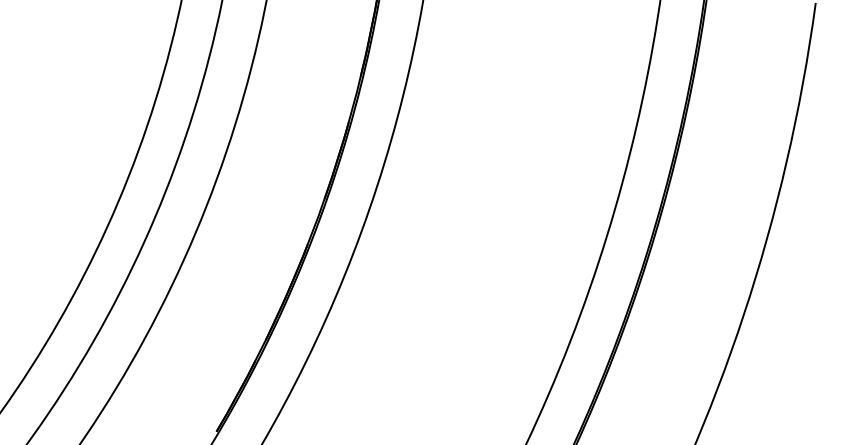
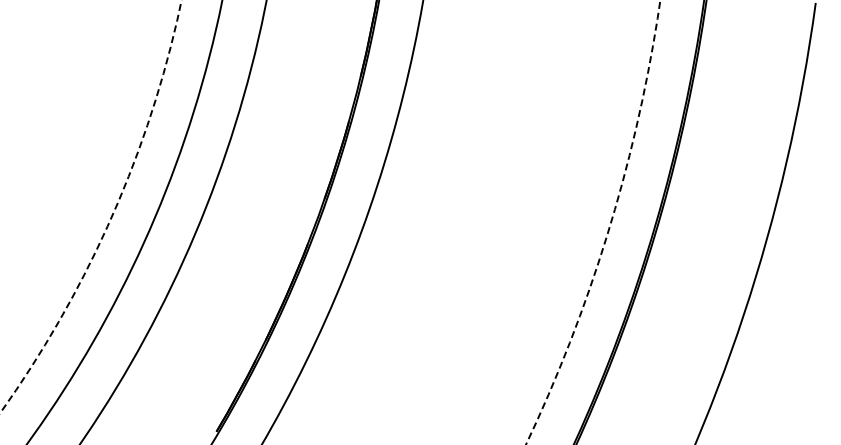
arc: solid -> dashed (112, 214)
arc: solid -> dashed (608, 229)
